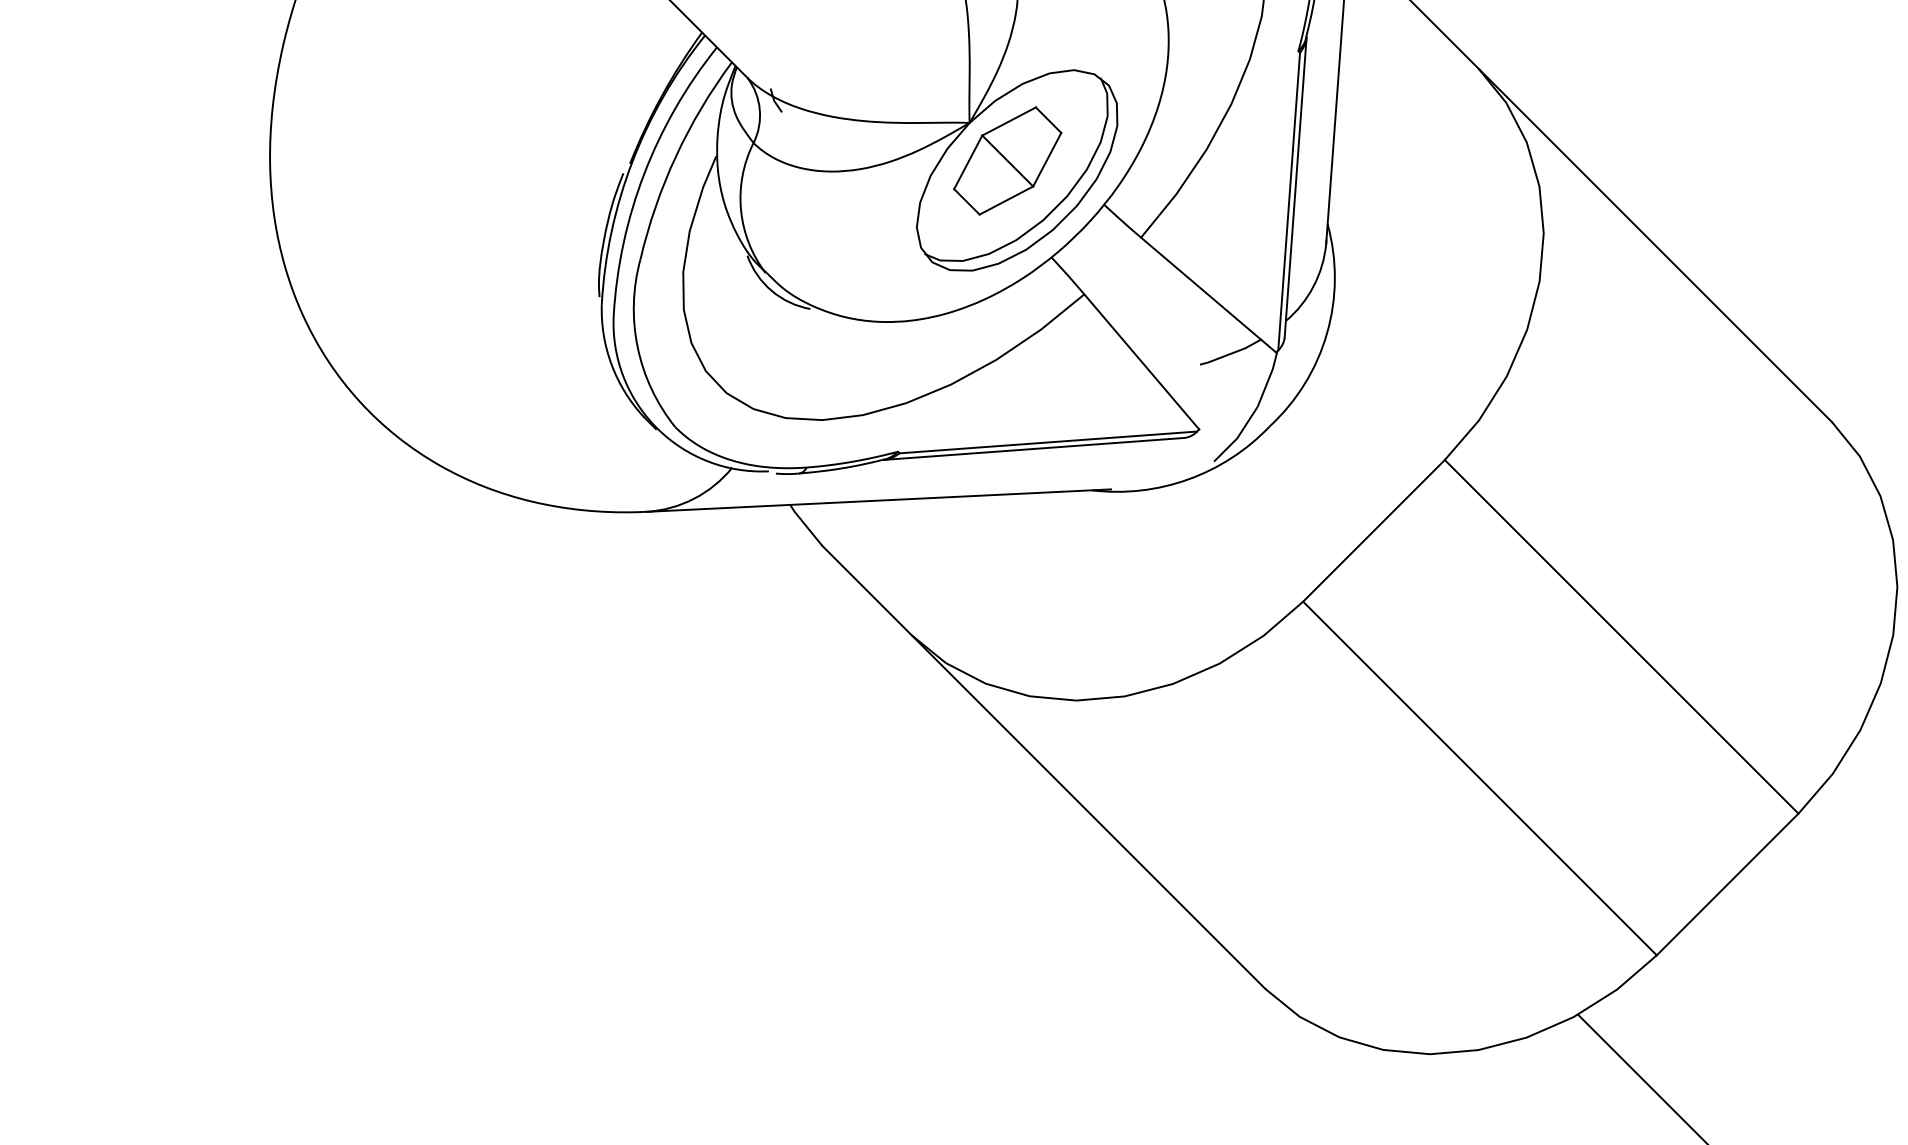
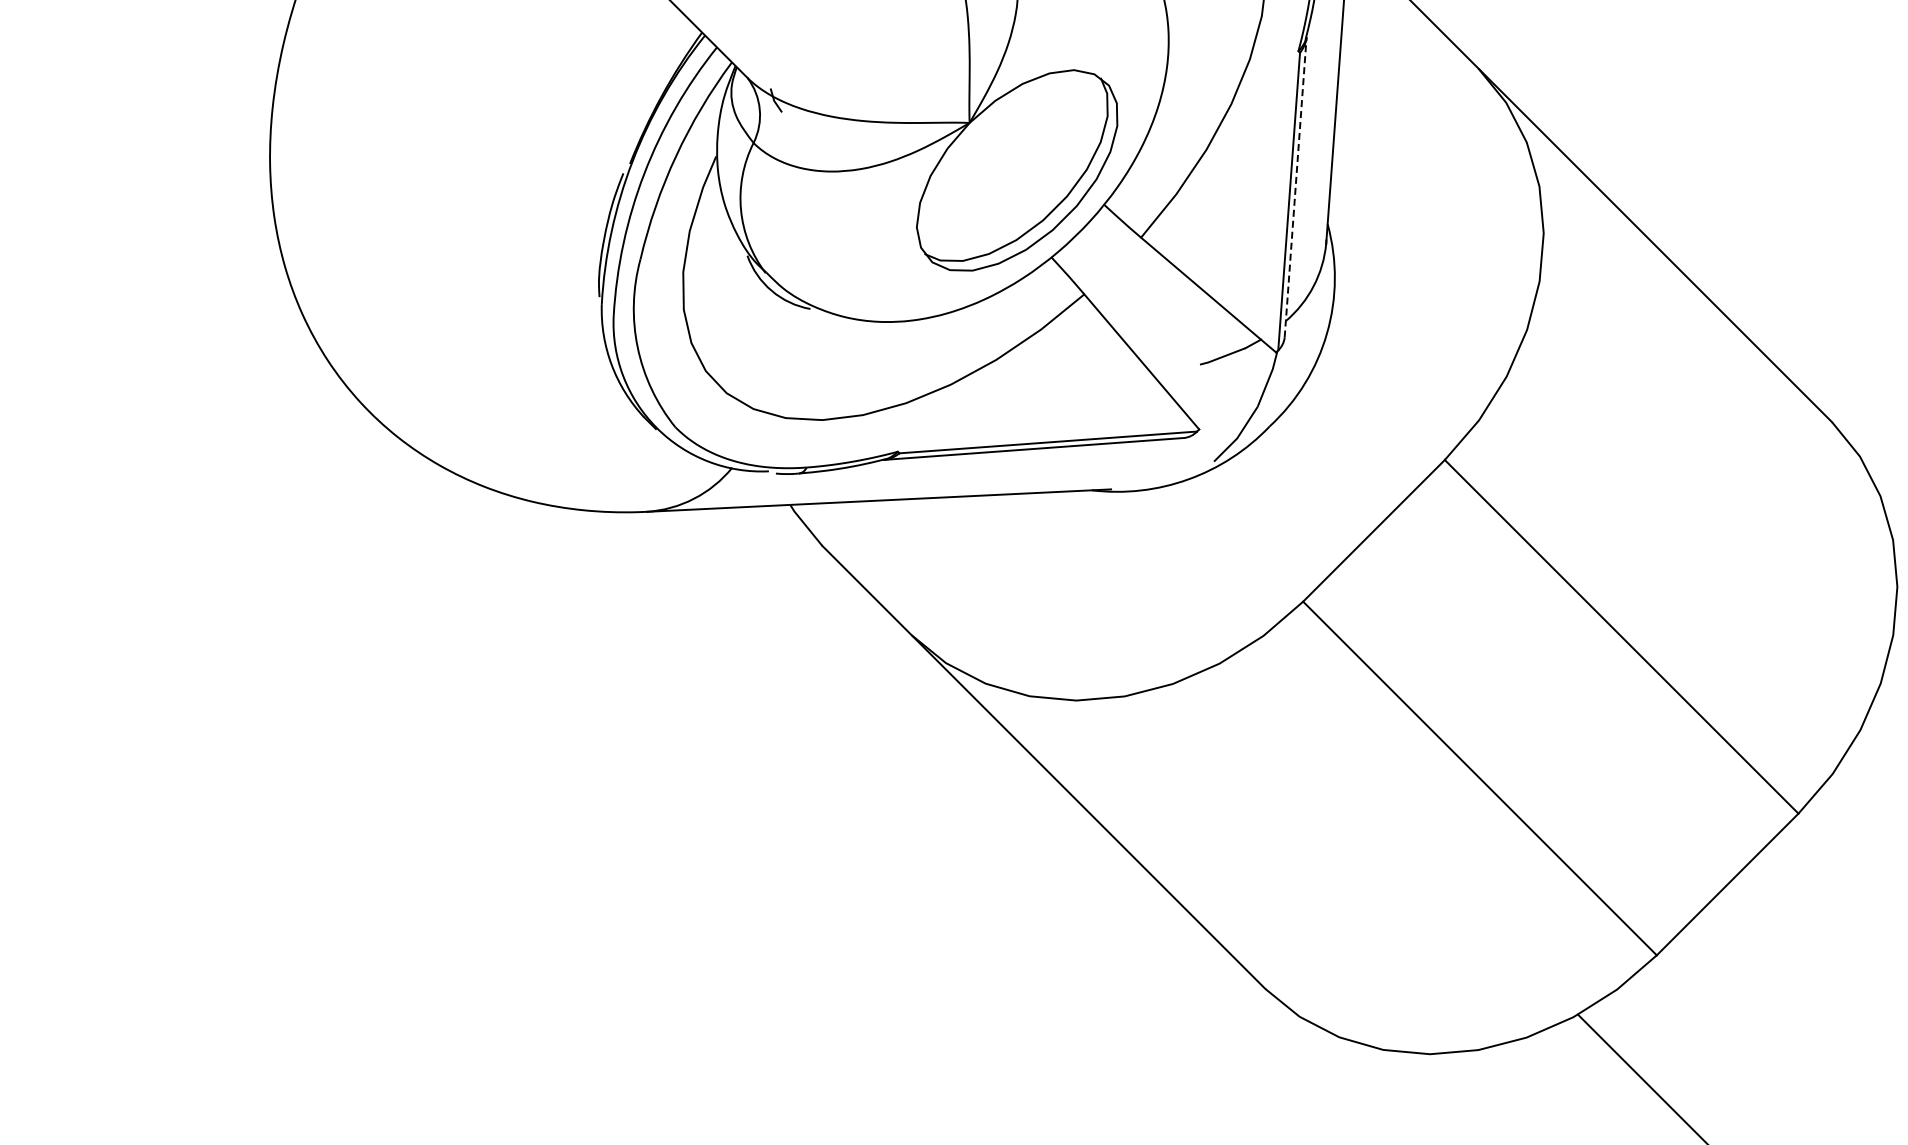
part: present -> none (1007, 160)
line: solid -> dashed (1295, 186)
